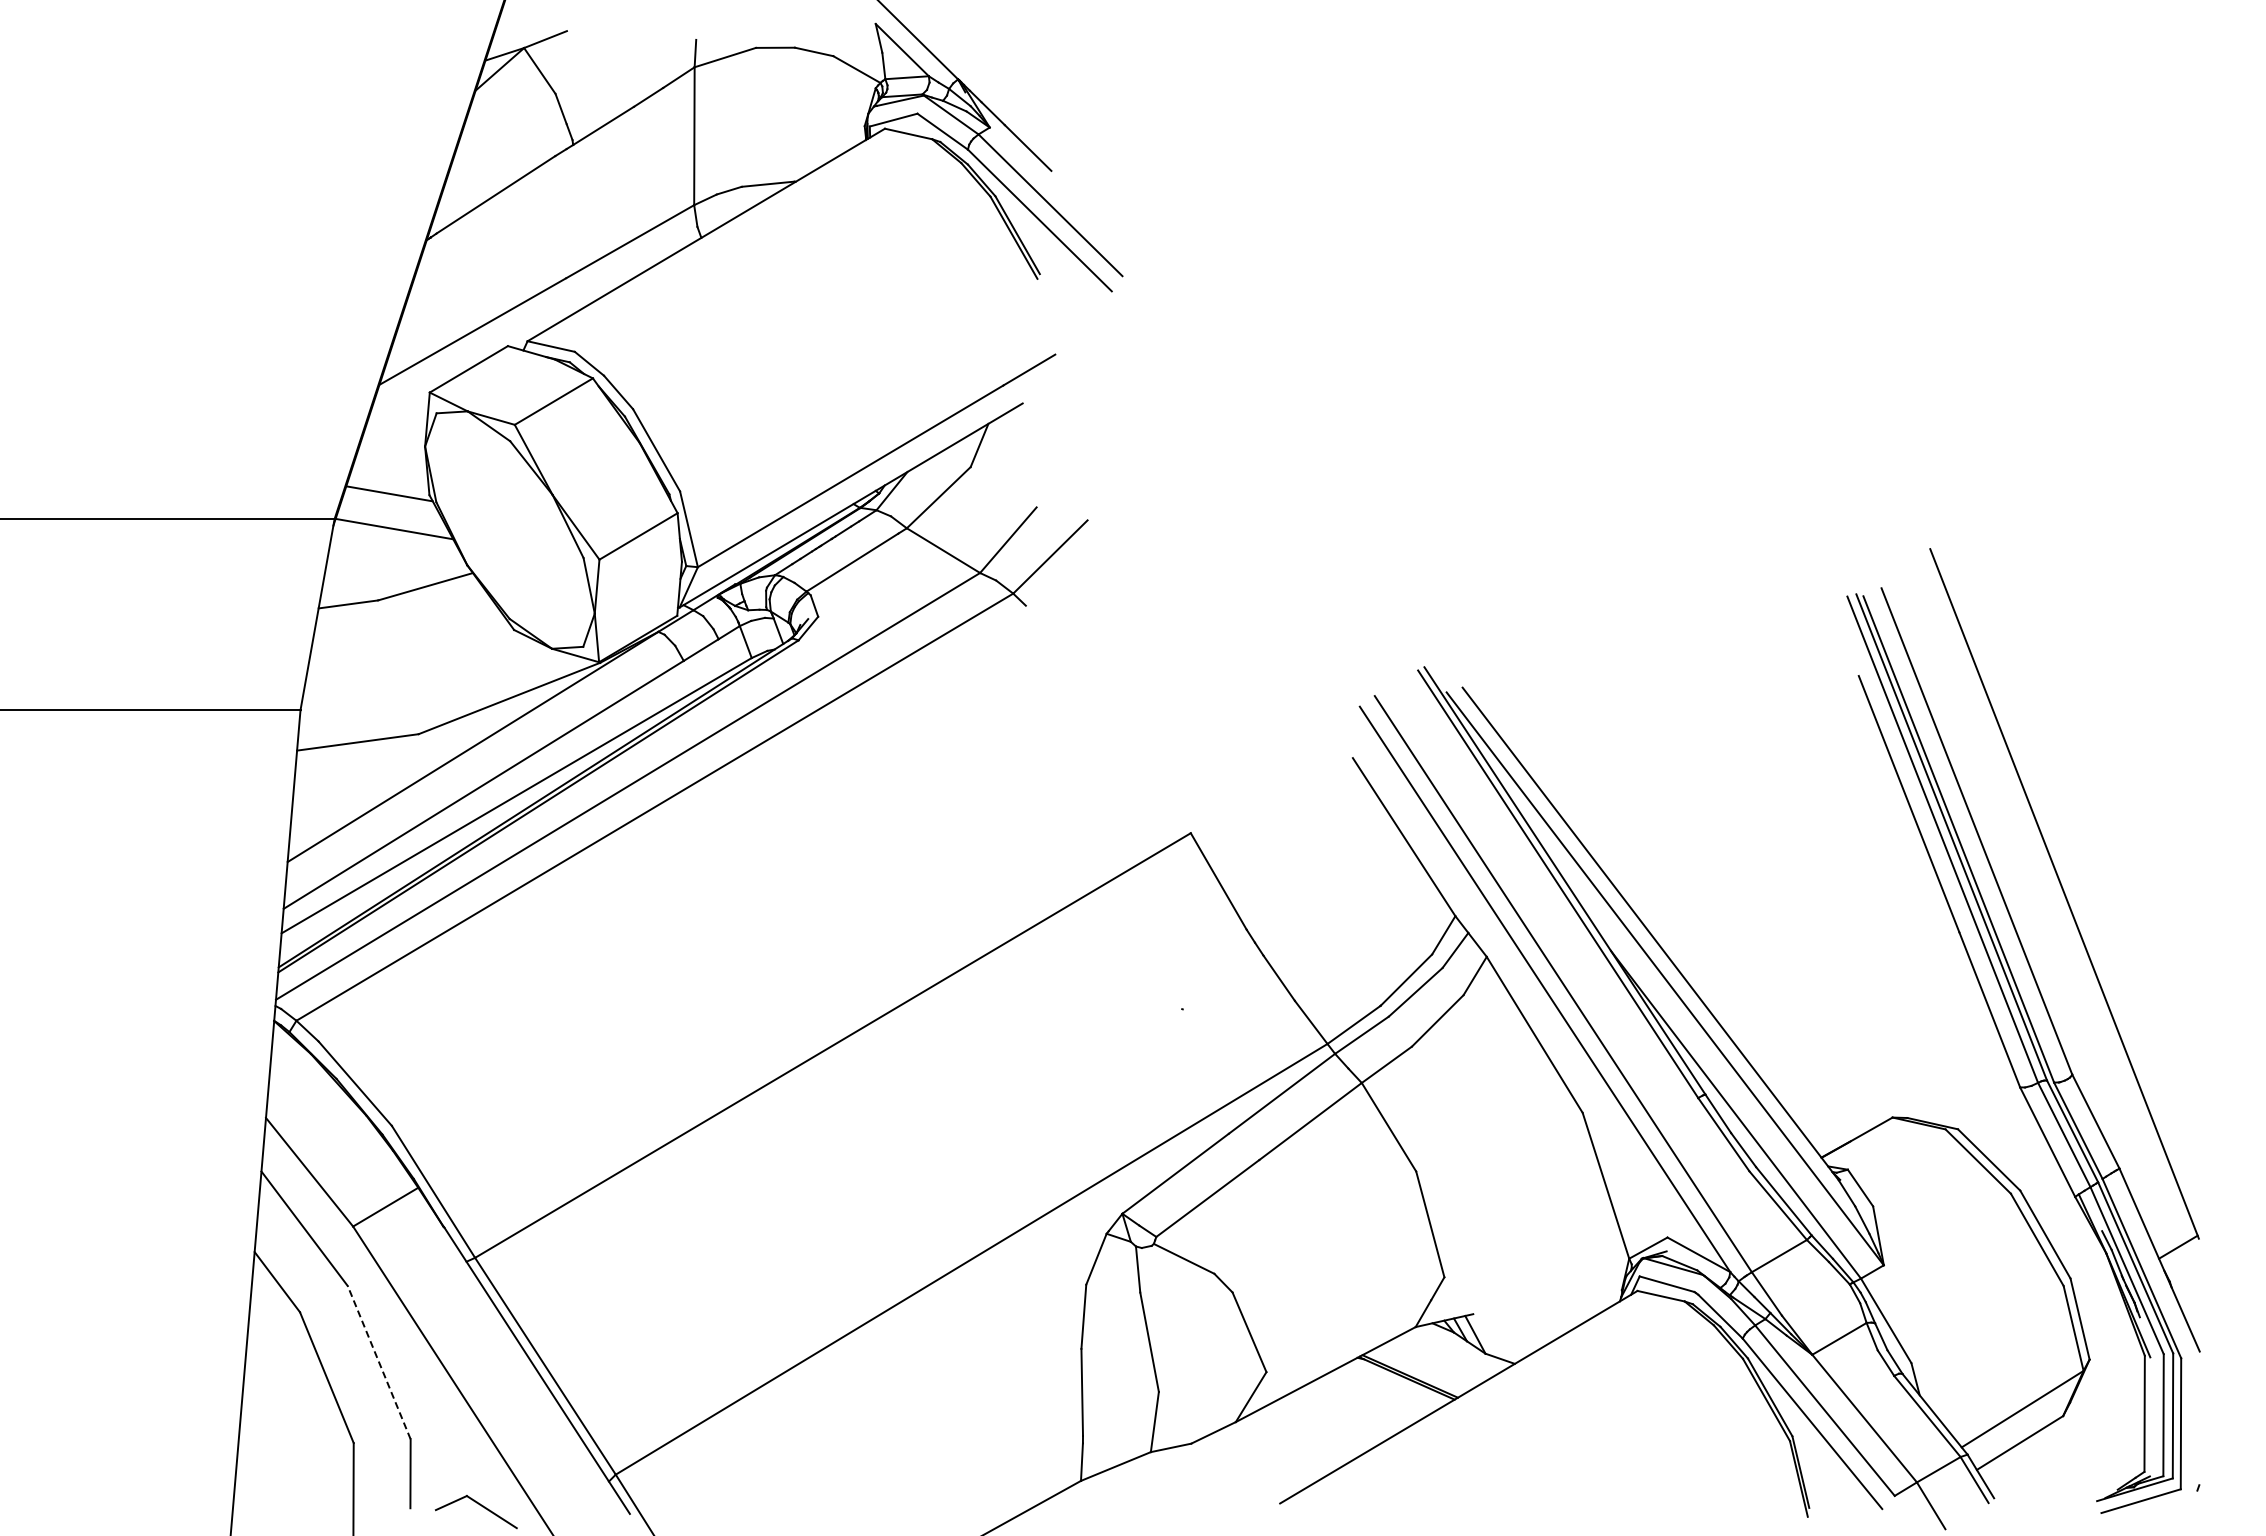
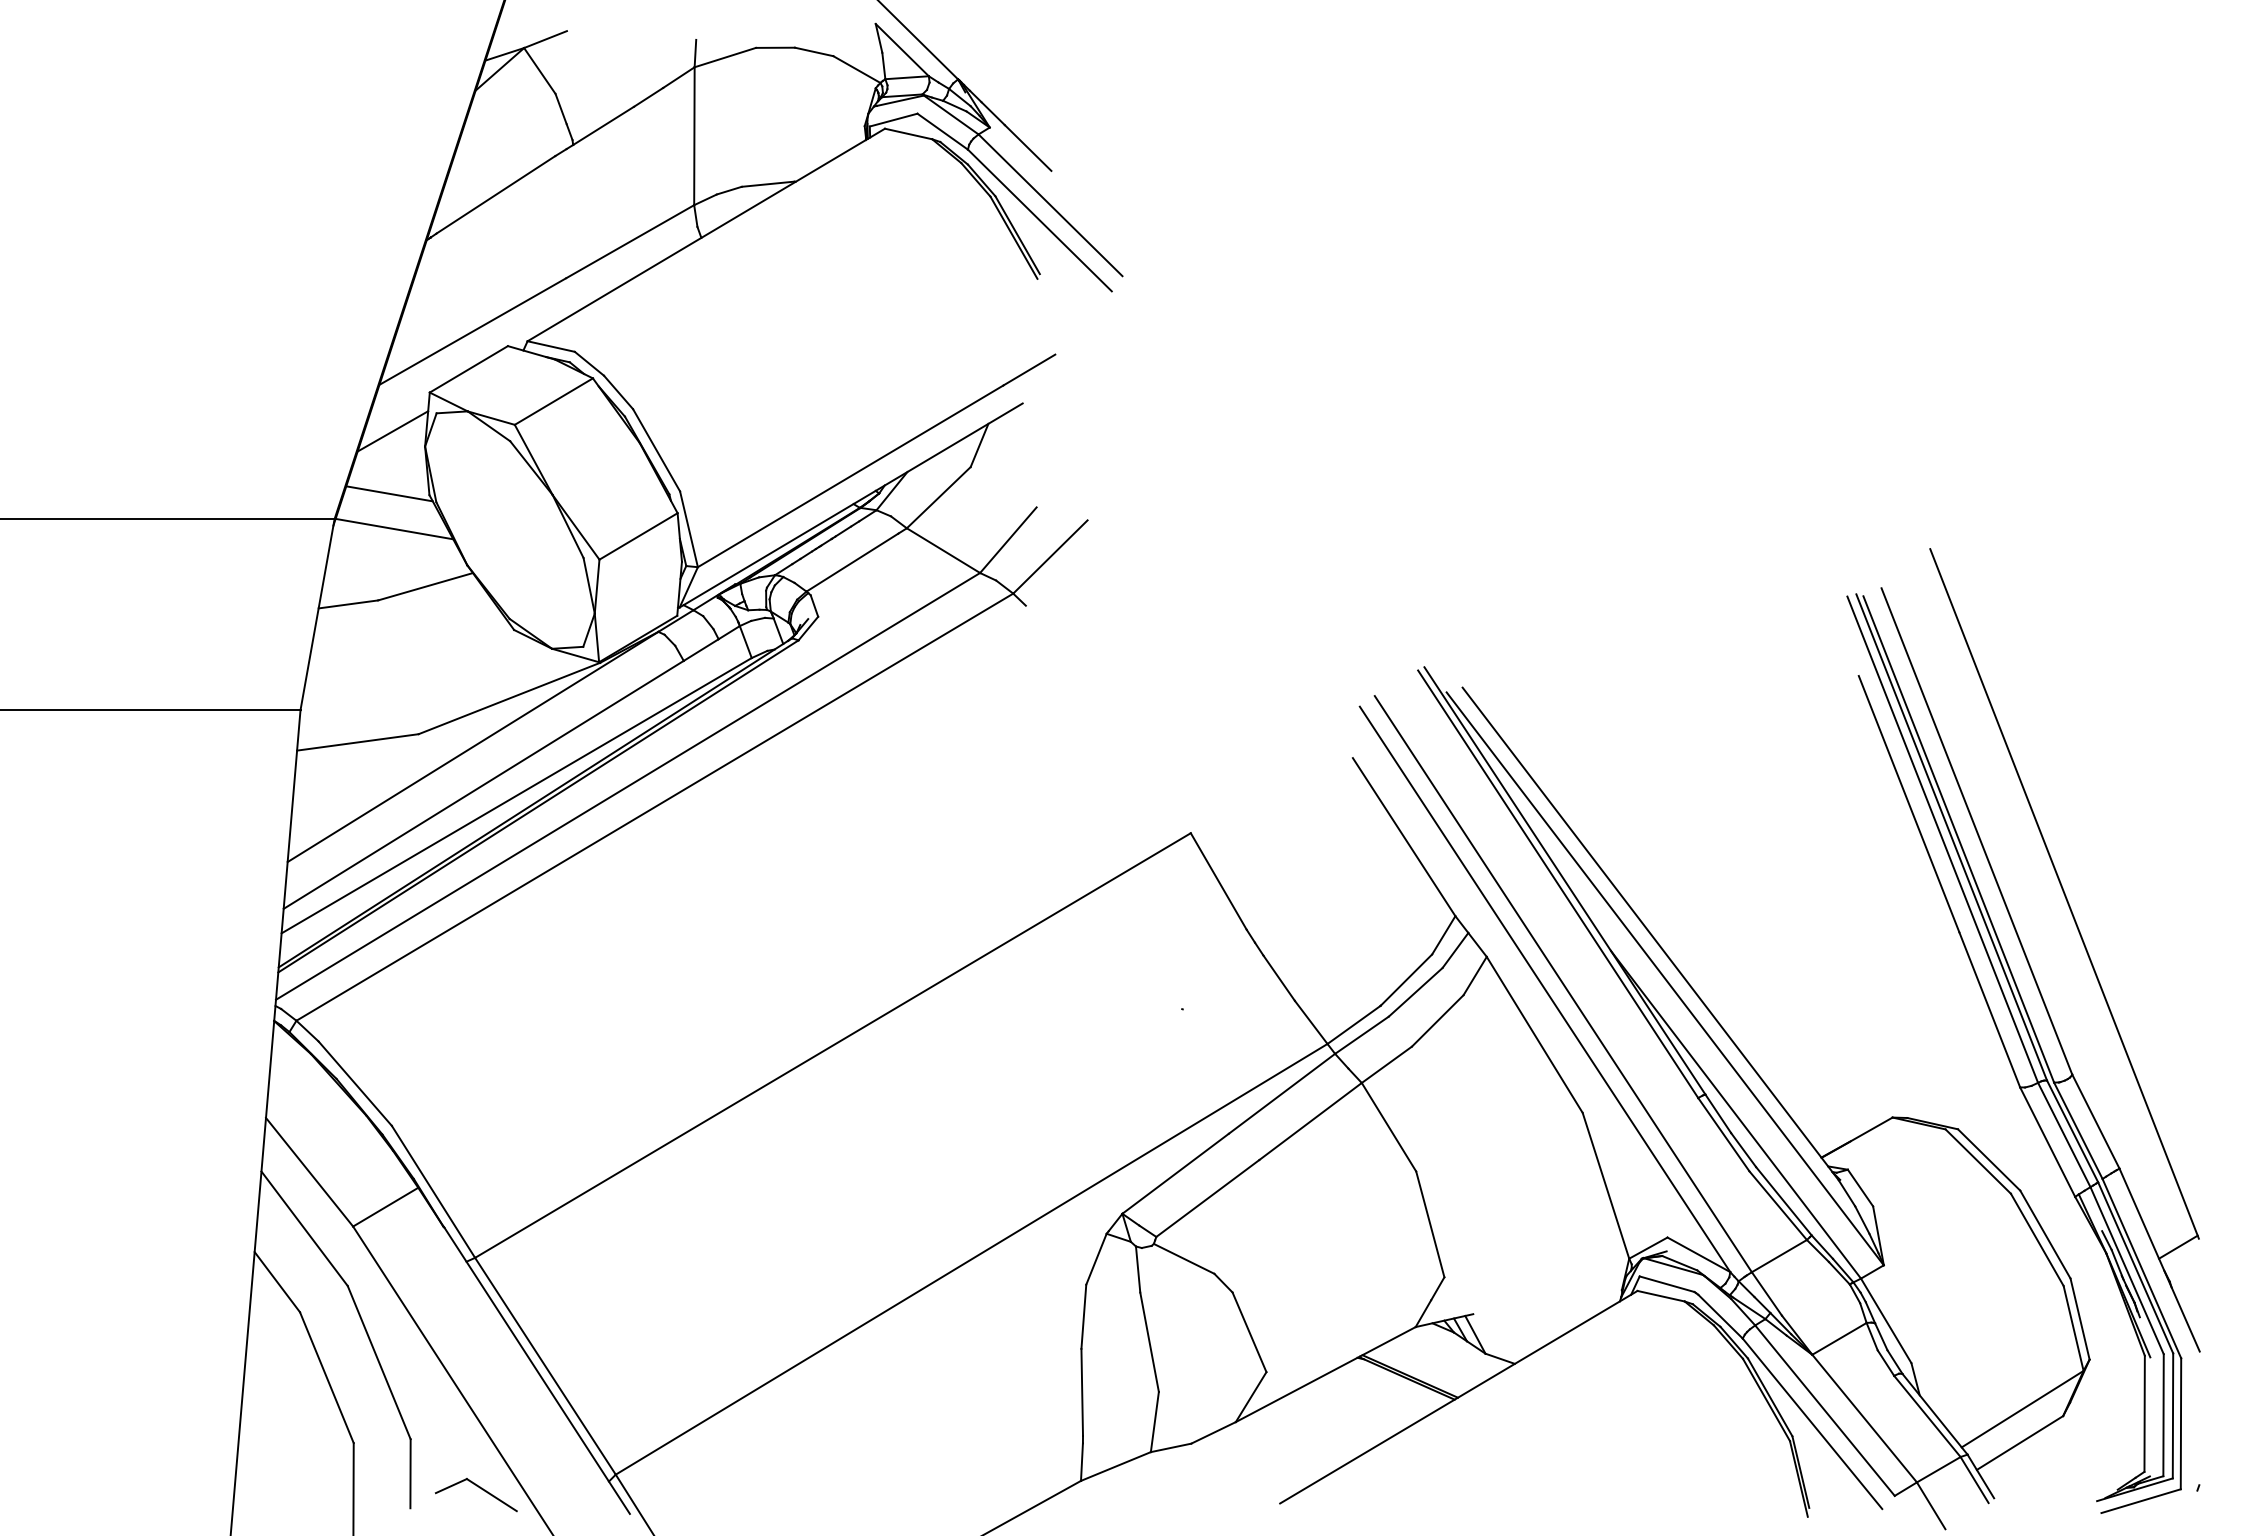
line: none -> present (392, 431)
line: dashed -> solid (379, 1362)
part position: (479, 1505) -> (479, 1488) (479, 1488)
